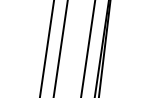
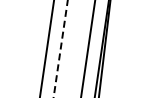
line: solid -> dashed (60, 48)
